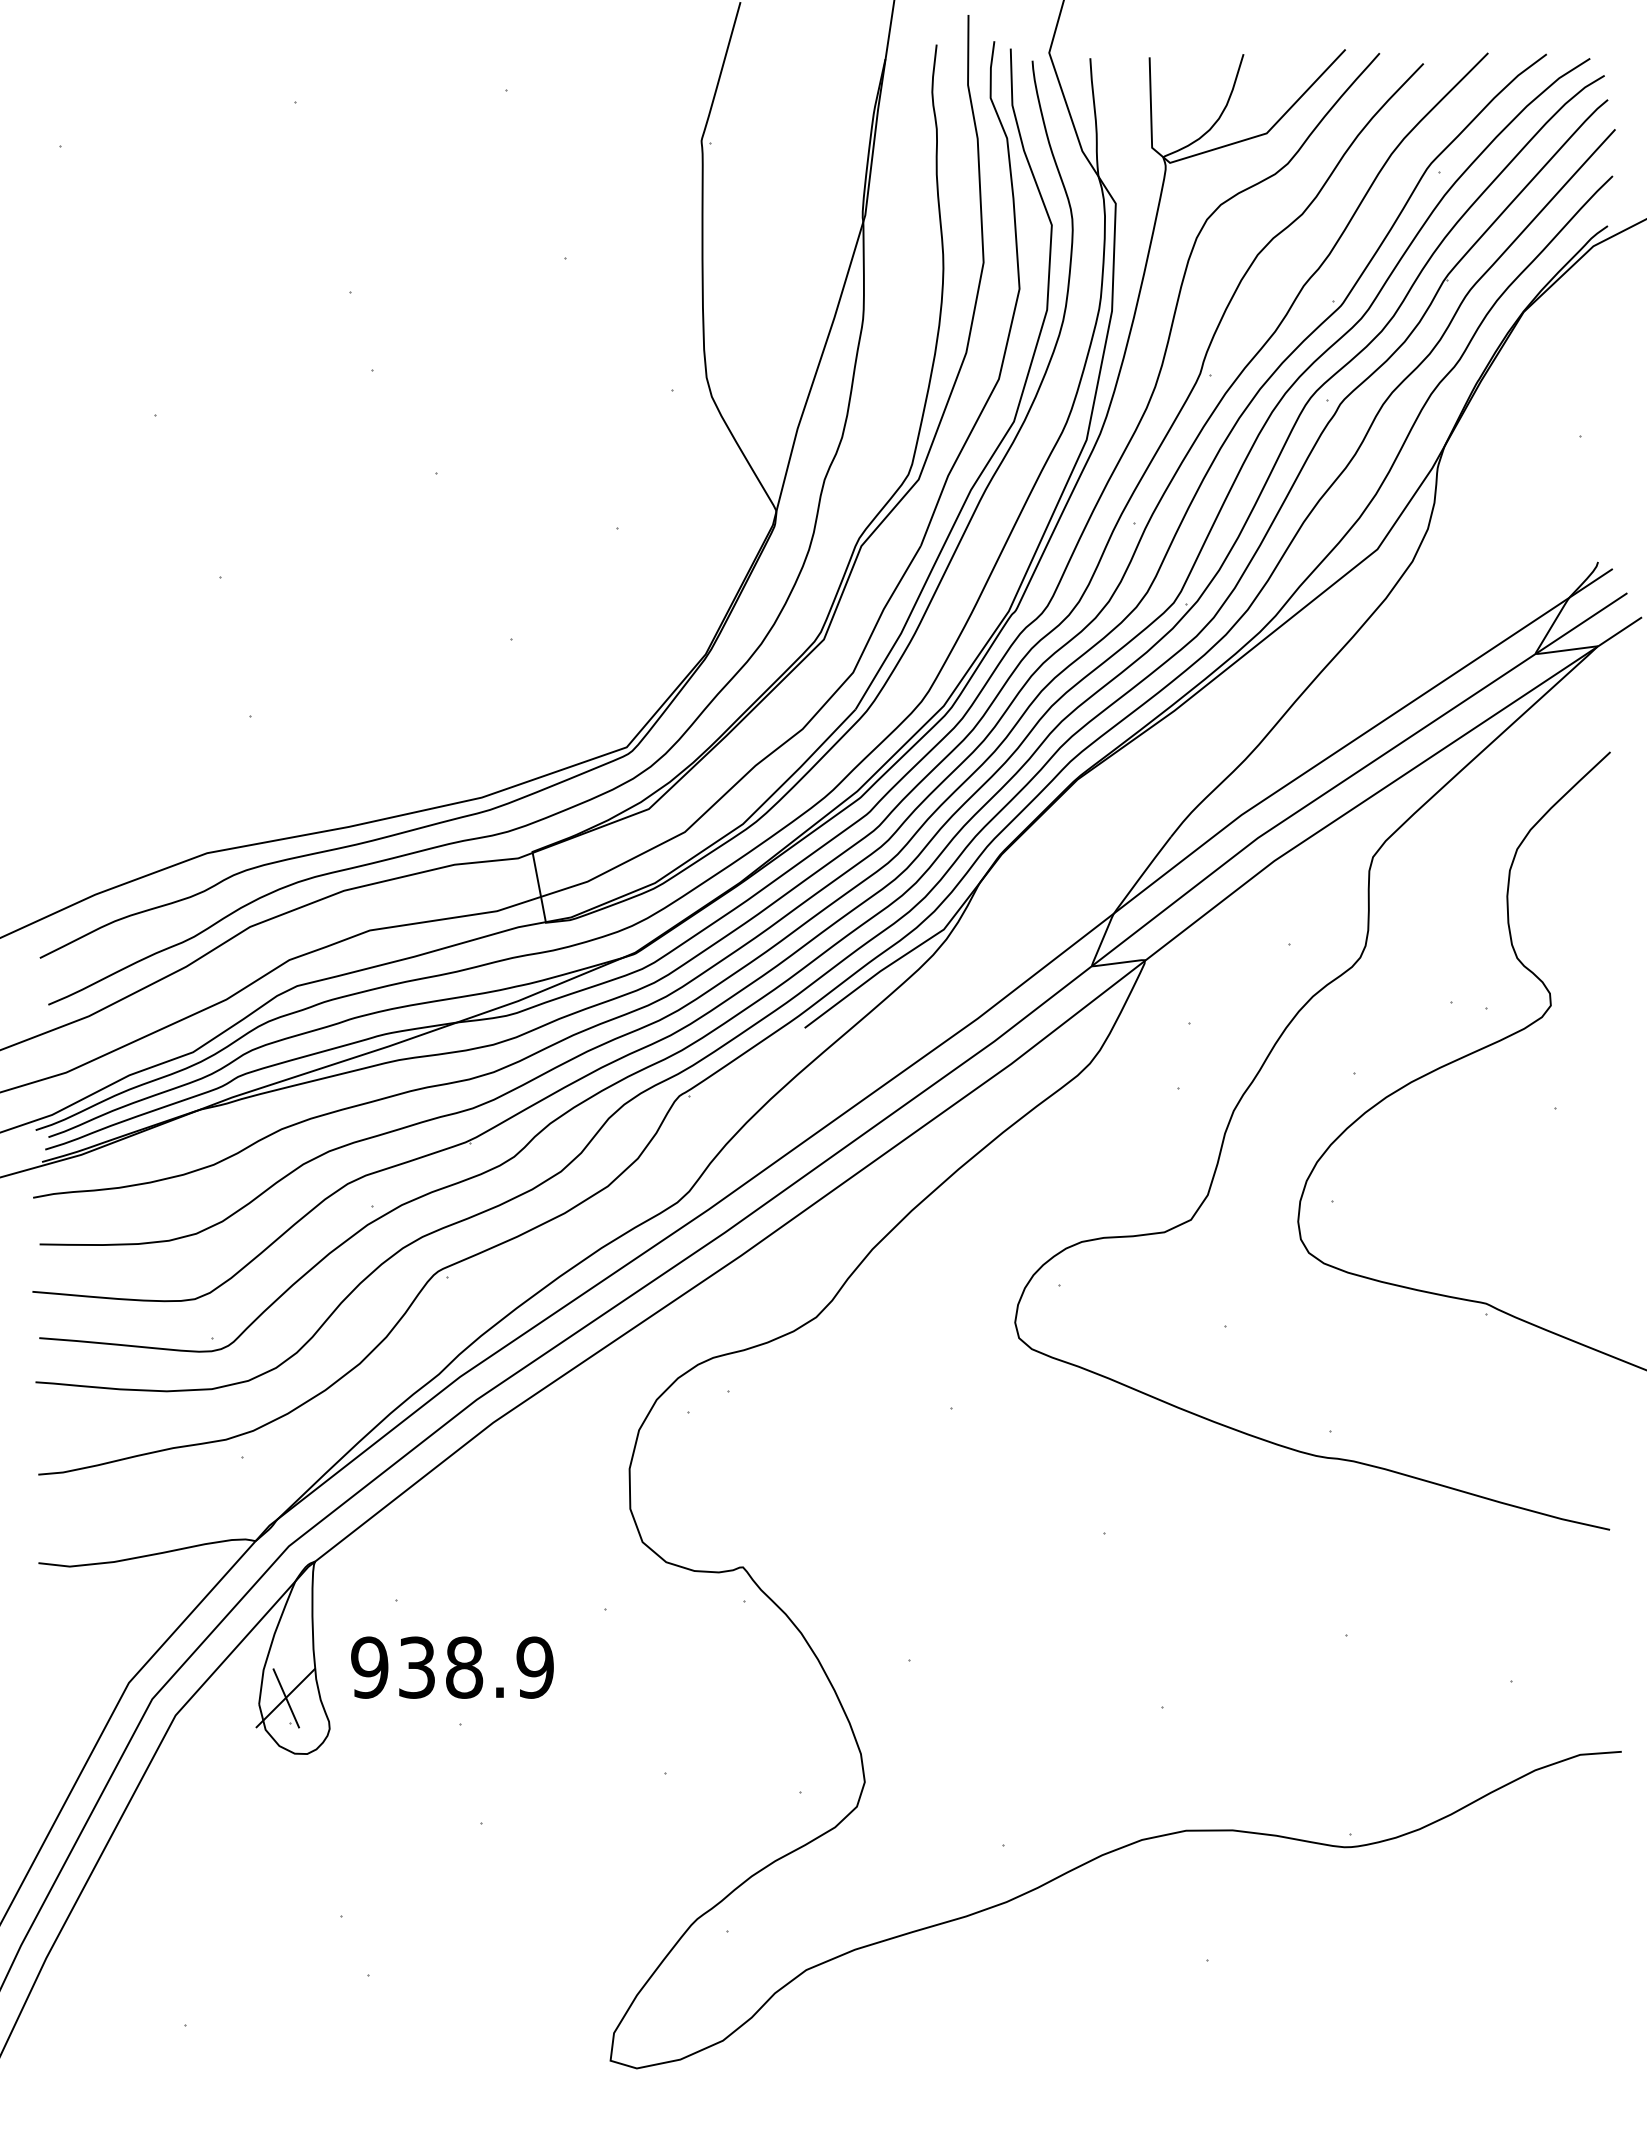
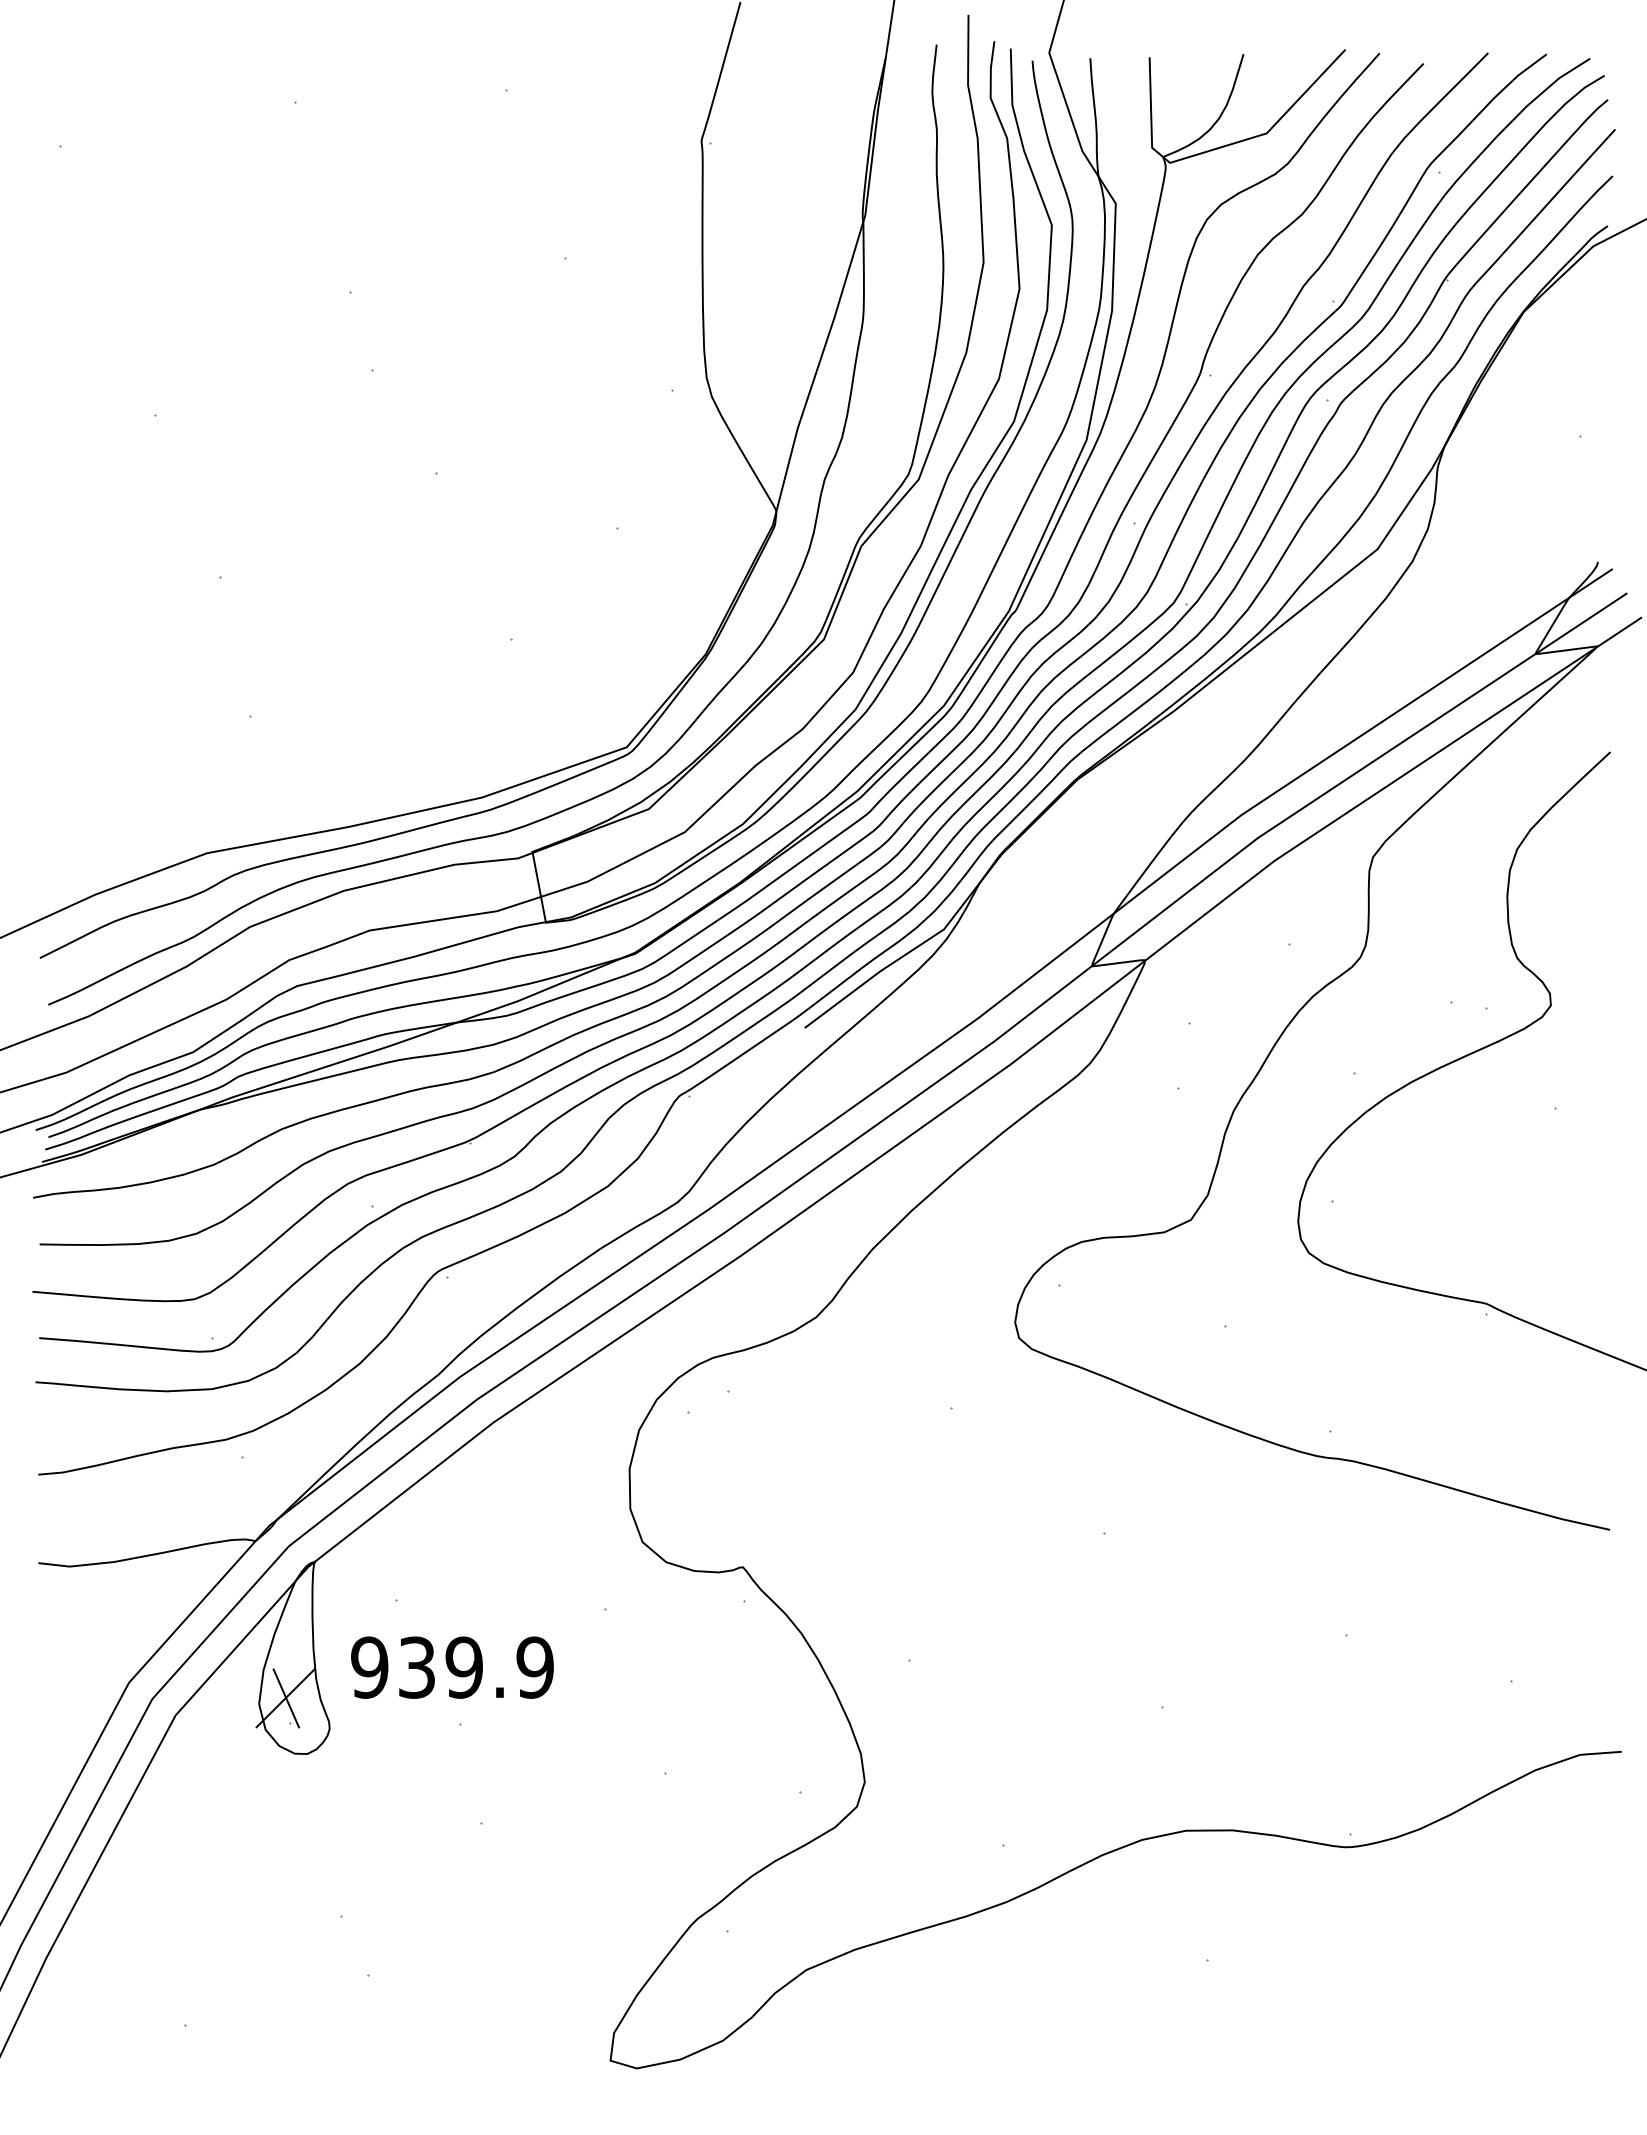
text: 938.9 -> 939.9 (464, 1667)
